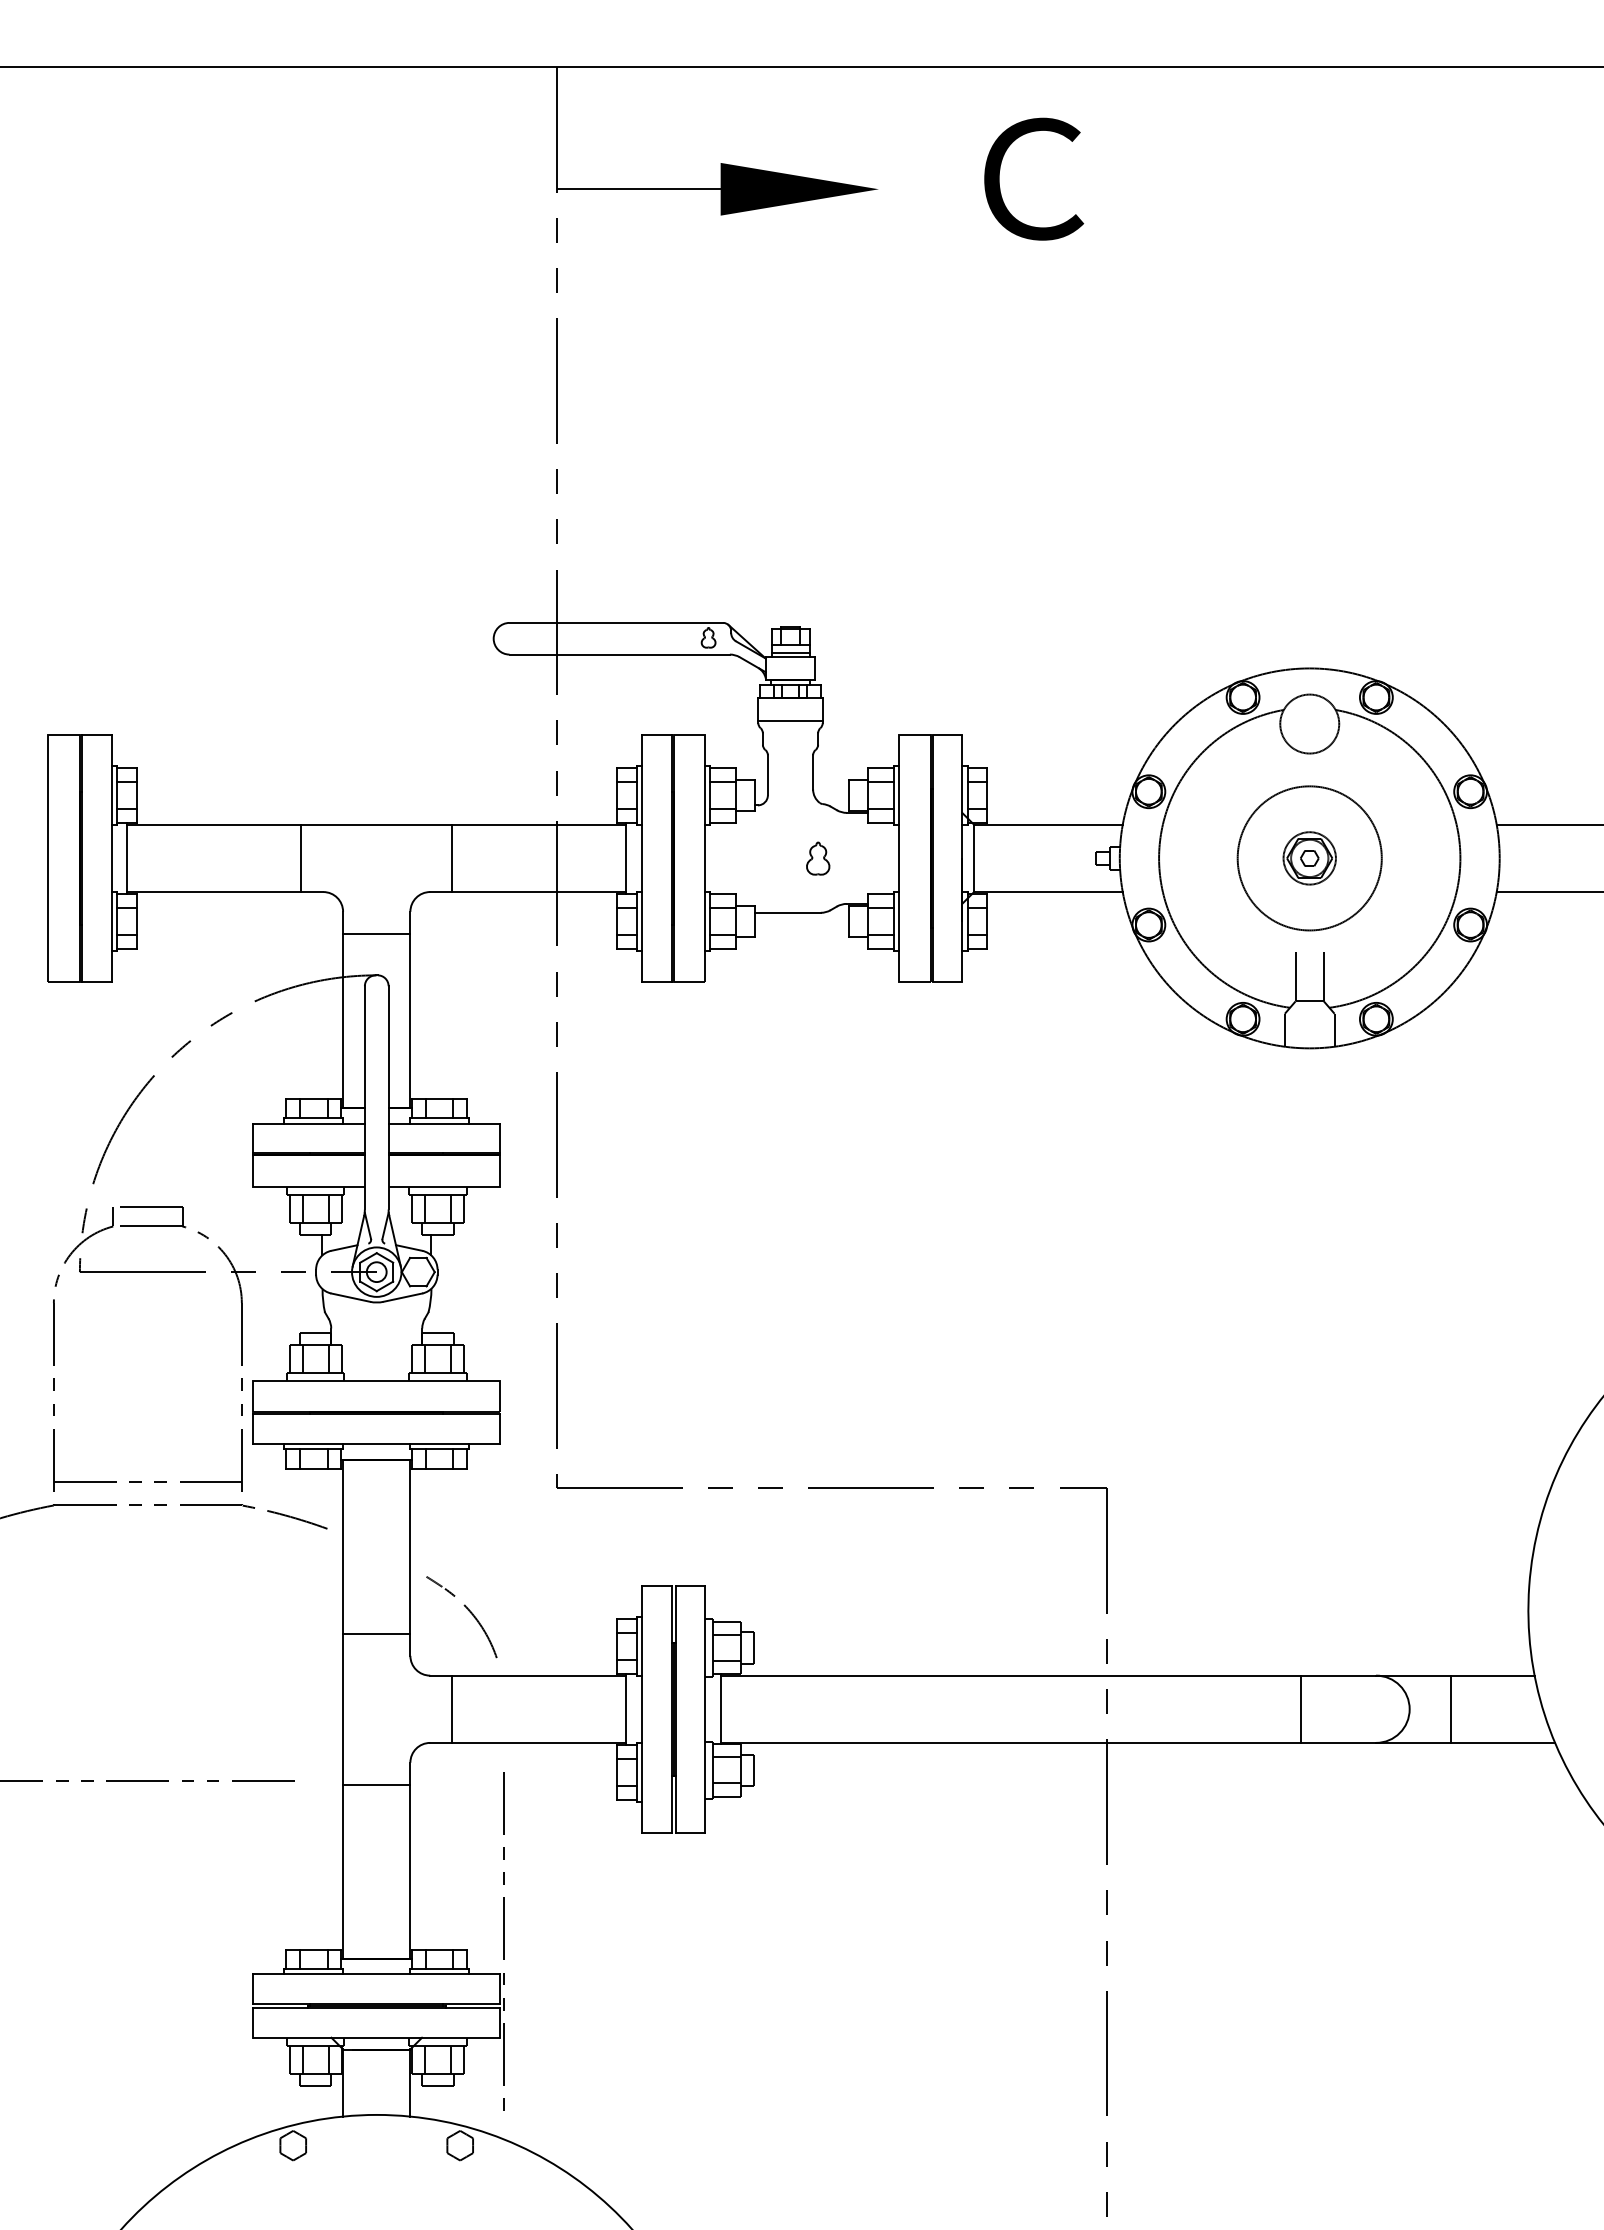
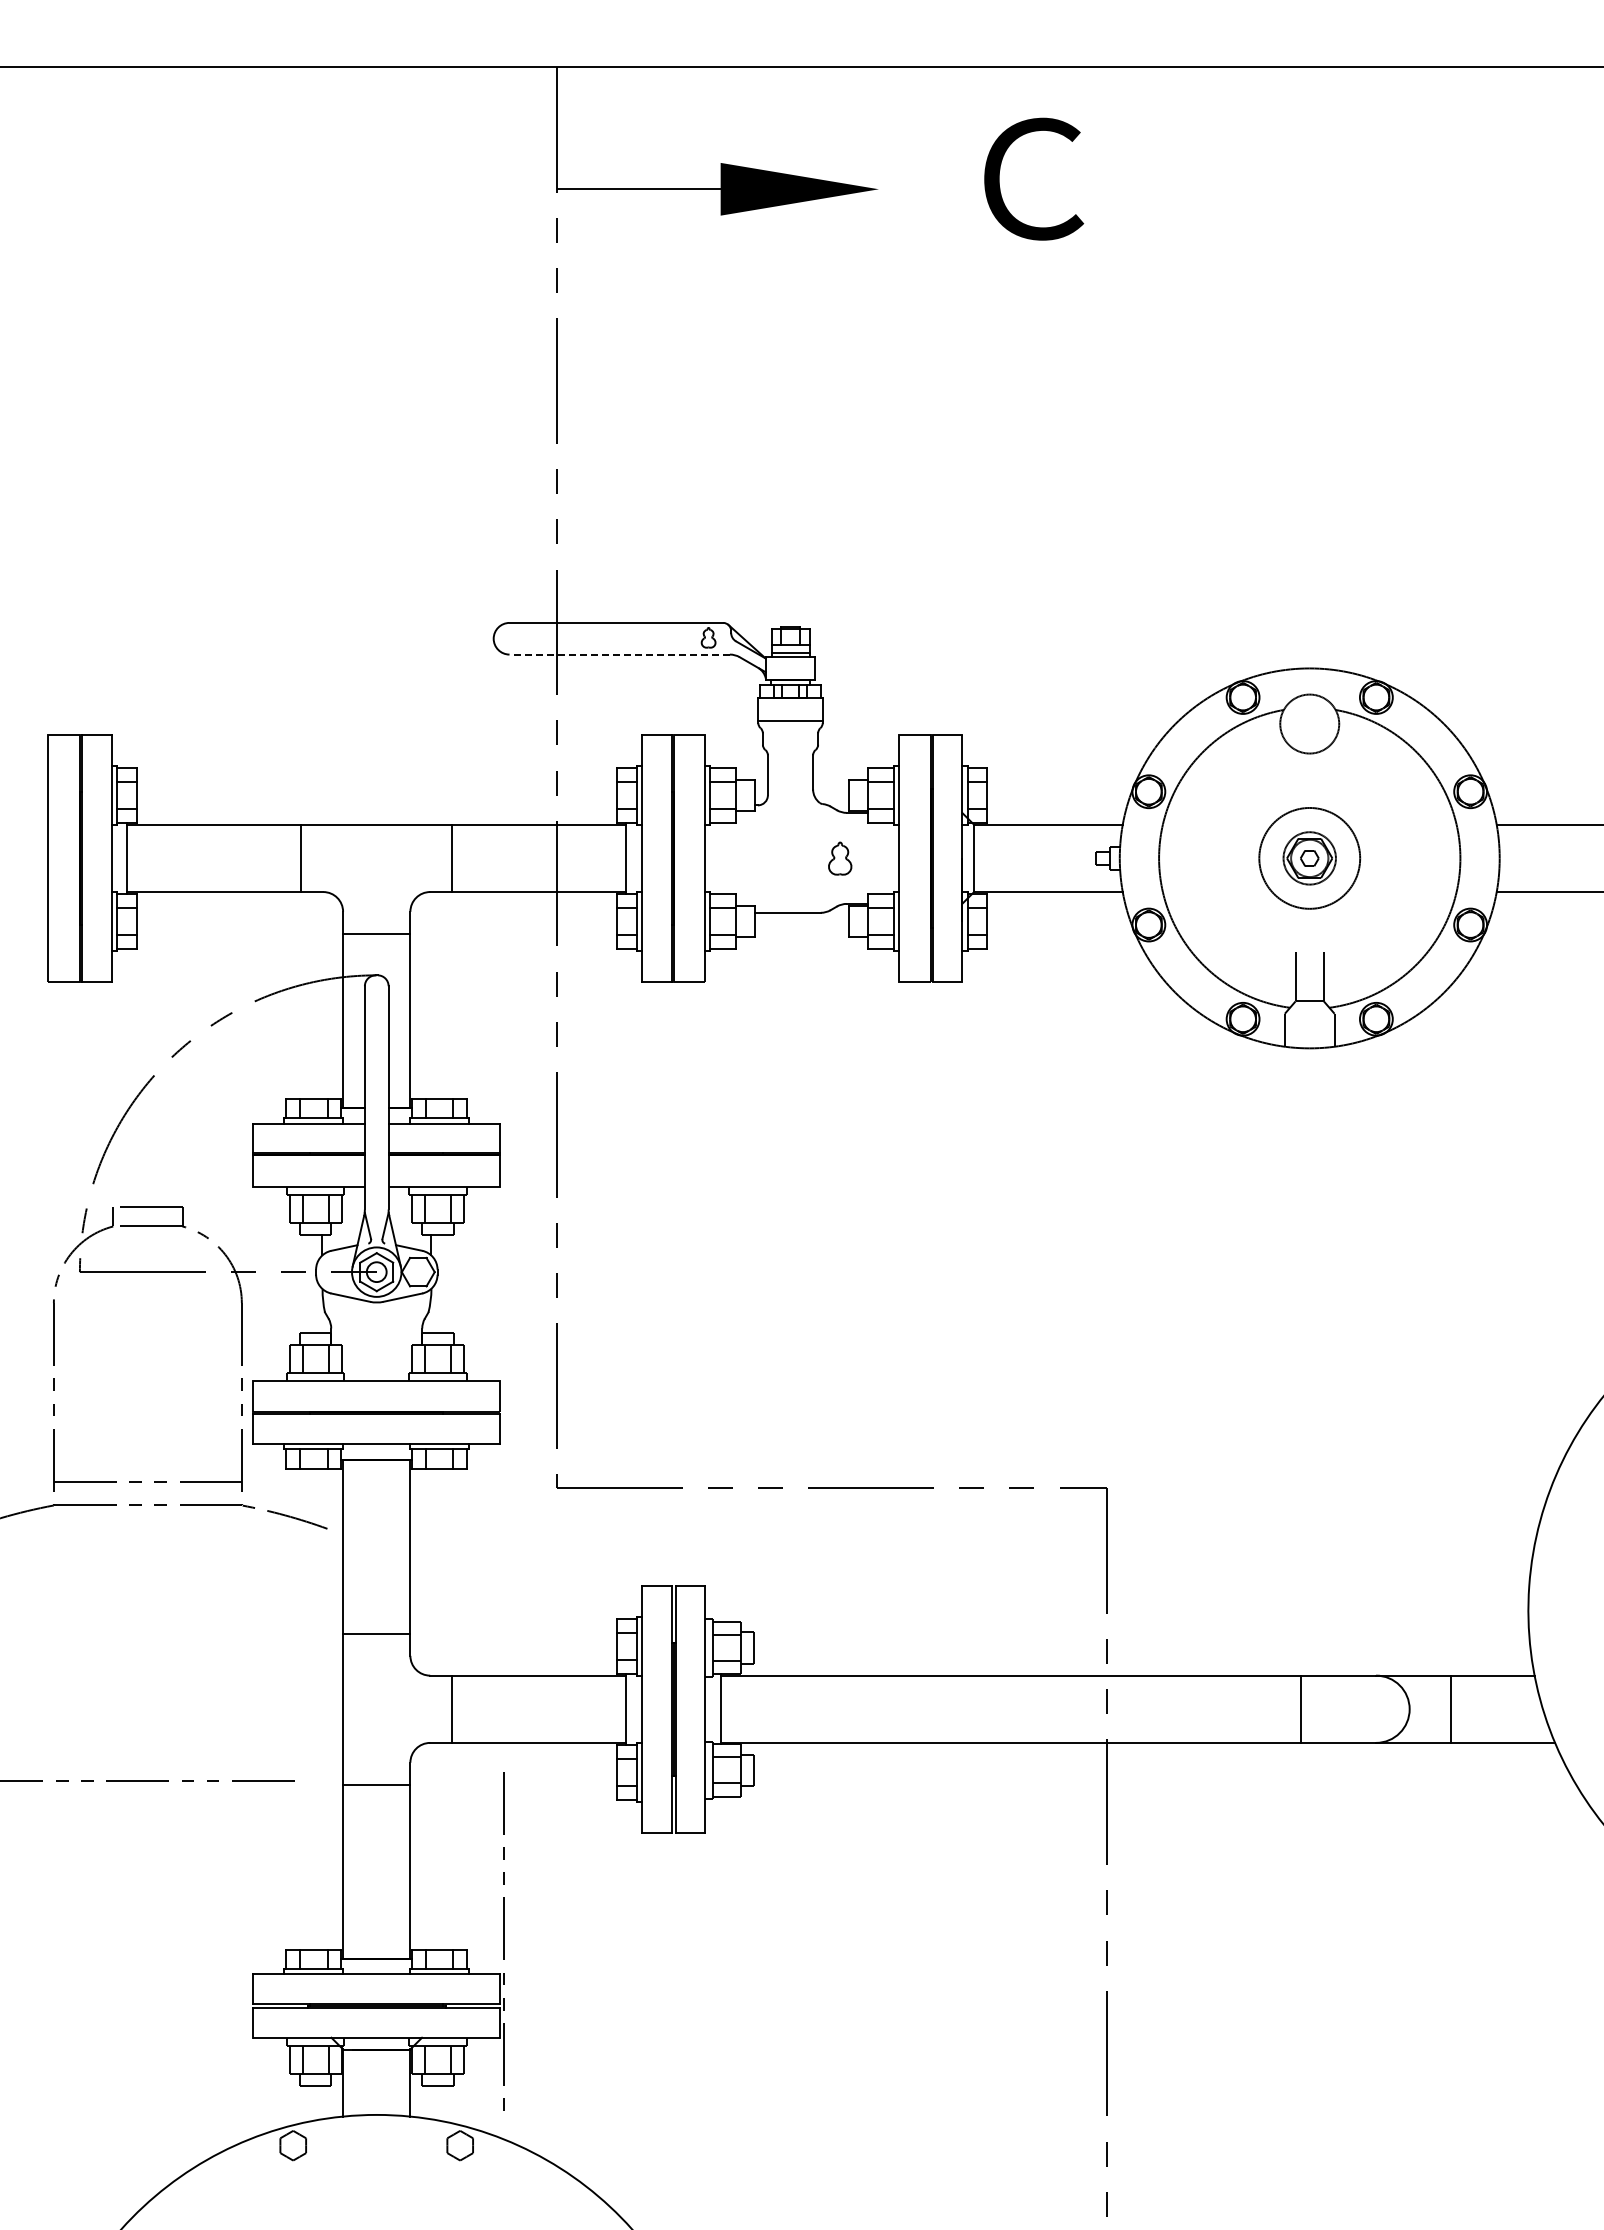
line: solid -> dashed (619, 654)
part position: (818, 858) -> (840, 858) (840, 858)
circle diameter: 144 px -> 101 px (1309, 857)
part: present -> none (468, 1611)
